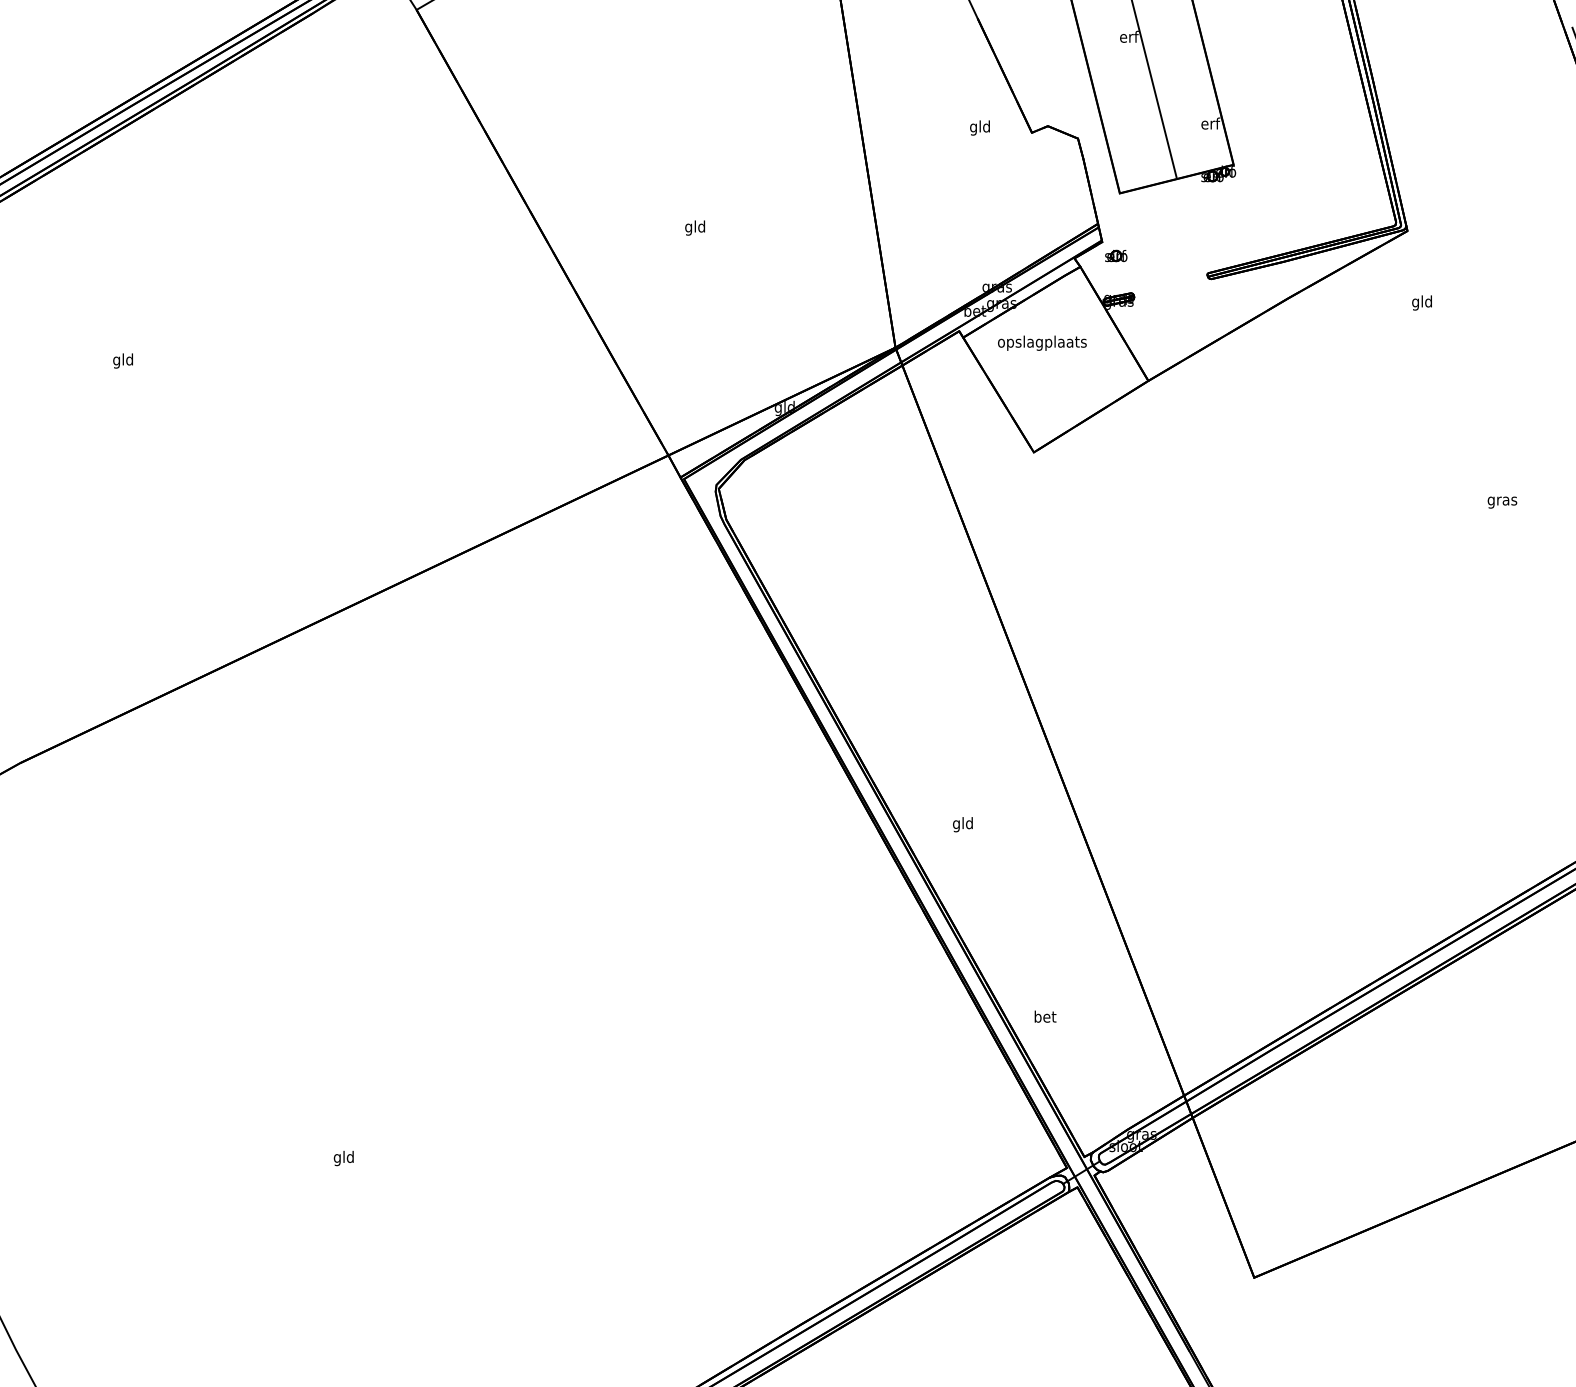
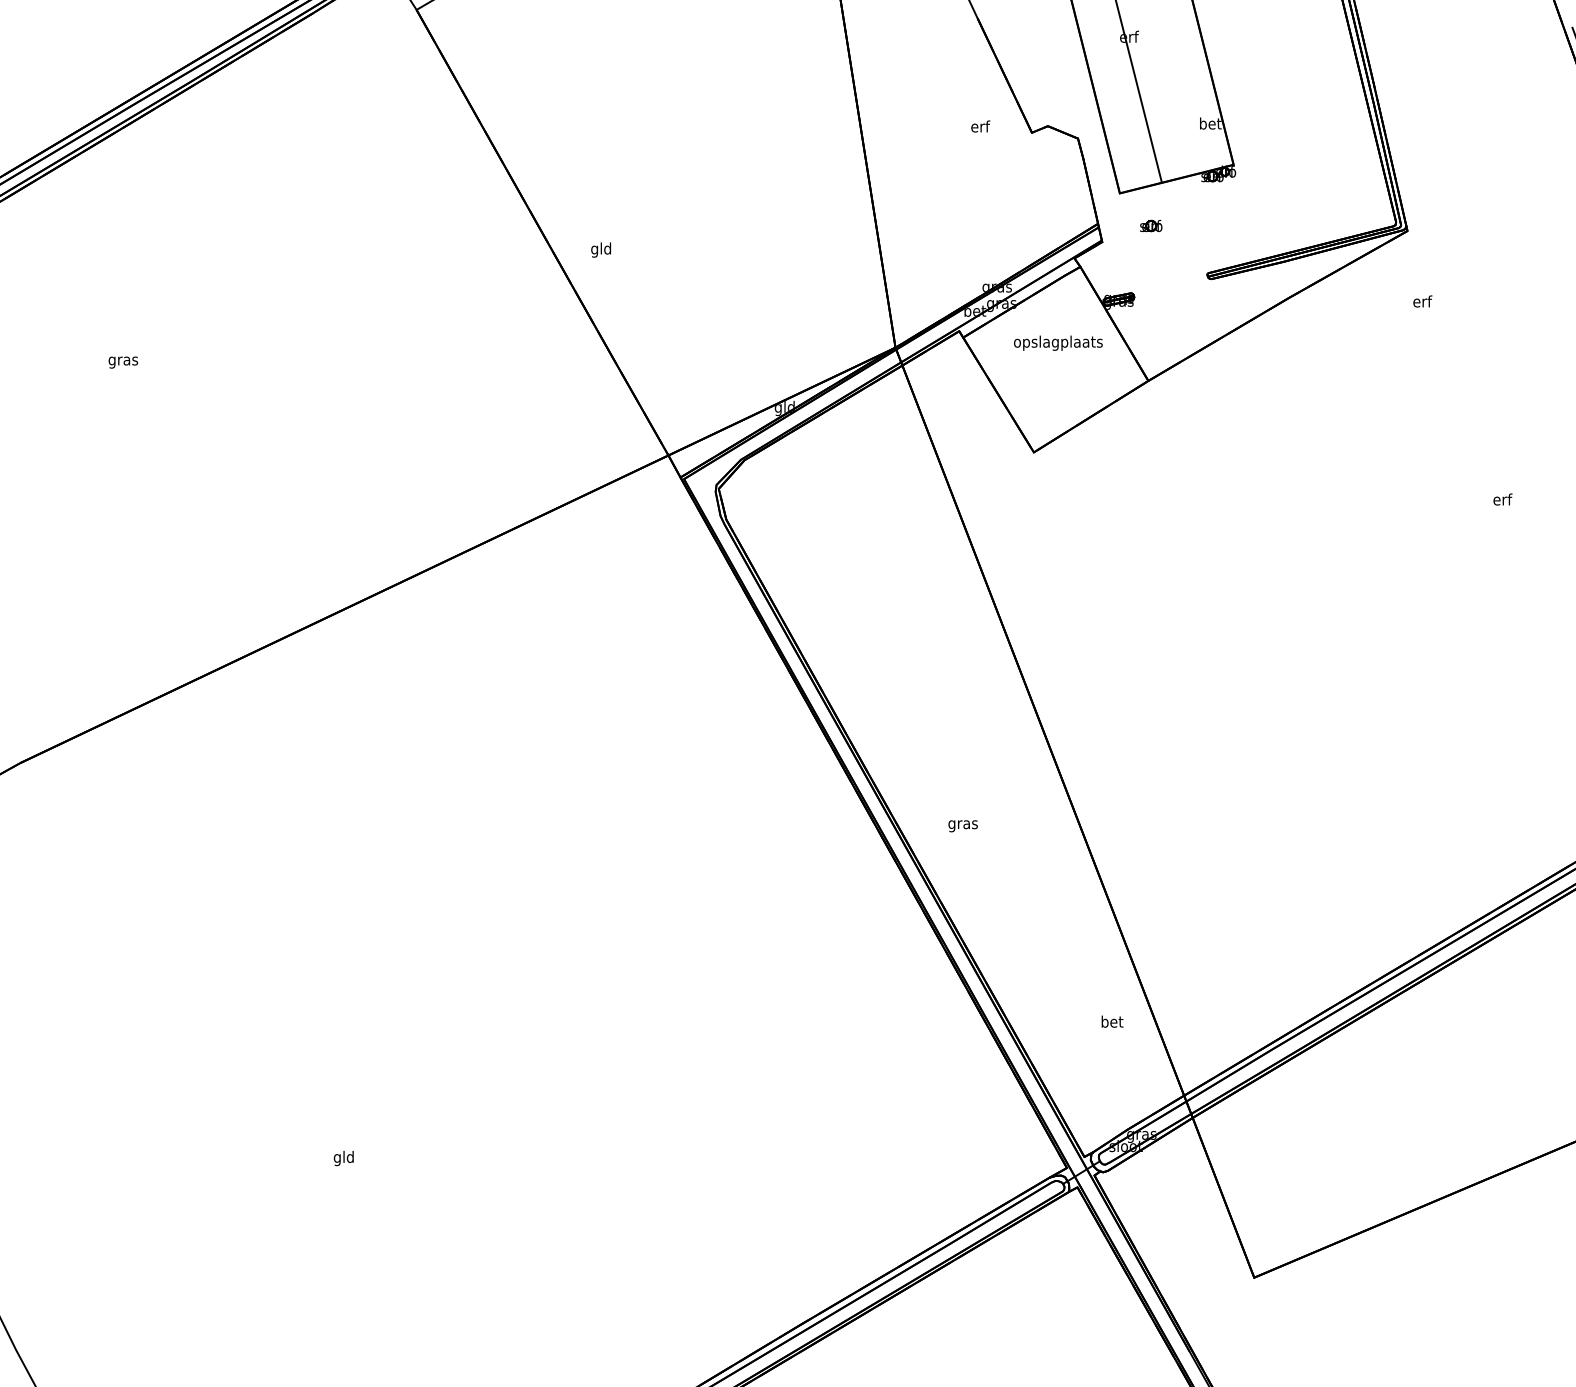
line position: (1154, 89) -> (1138, 91) (1138, 91)
text: erf -> bet (1210, 123)
text: gld -> erf (980, 127)
text position: (694, 227) -> (600, 249) (600, 249)
part position: (1116, 255) -> (1151, 225) (1151, 225)
text: gld -> erf (1422, 302)
text position: (1042, 342) -> (1058, 342) (1058, 342)
text: gld -> gras (123, 360)
text: gras -> erf (1502, 500)
text: gld -> gras (962, 824)
text position: (1045, 1016) -> (1112, 1021) (1112, 1021)
